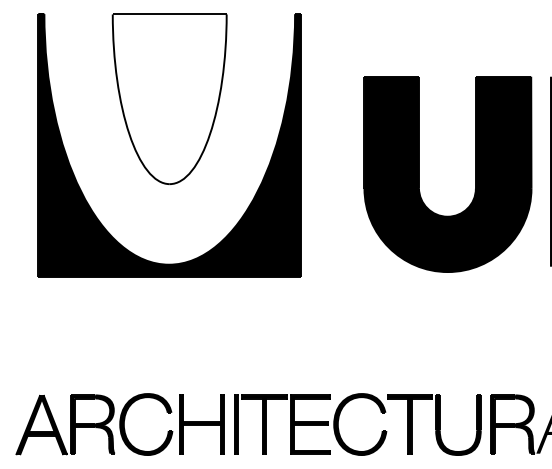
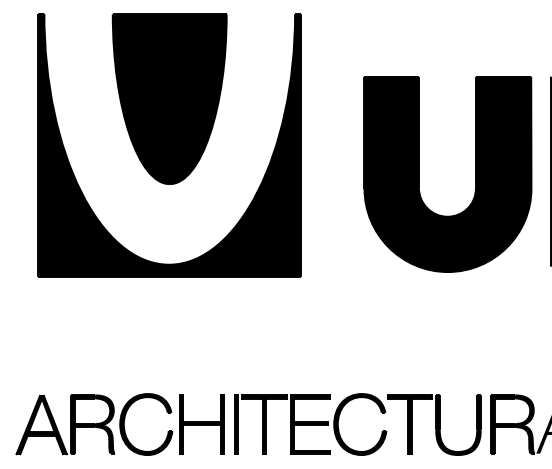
fill: none -> present (169, 98)
